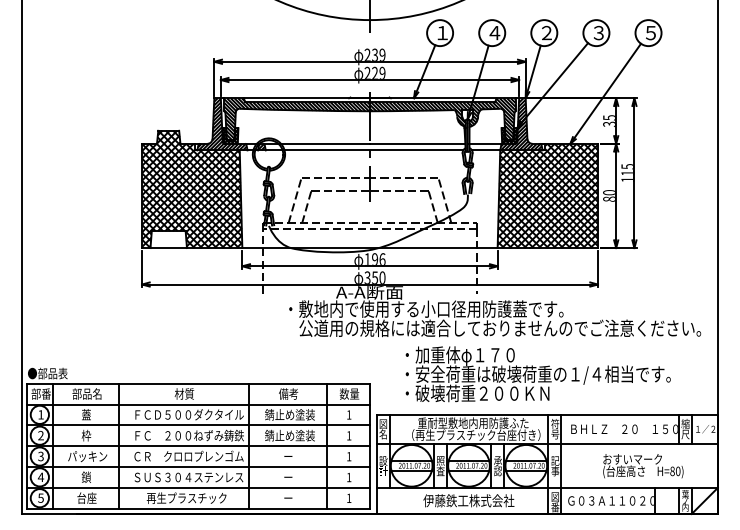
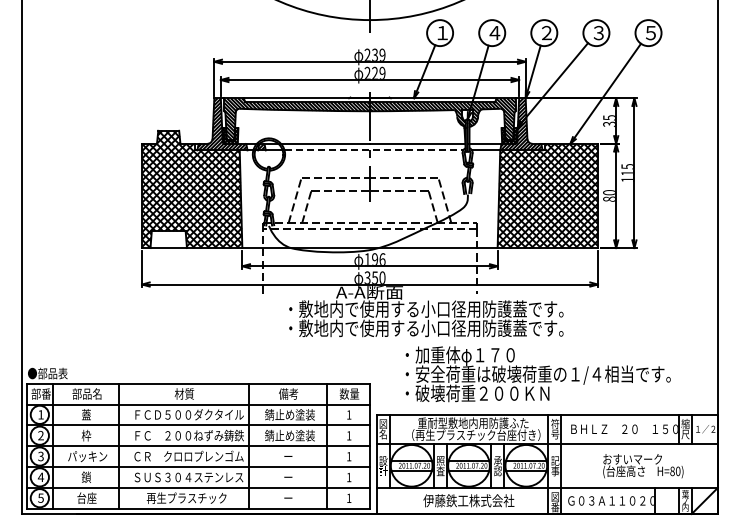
line: solid -> dashed (374, 150)
text: 公道用の規格には適合しておりませんのでご注意ください。 -> ・敷地内で使用する小口径用防護蓋です。 (495, 328)
